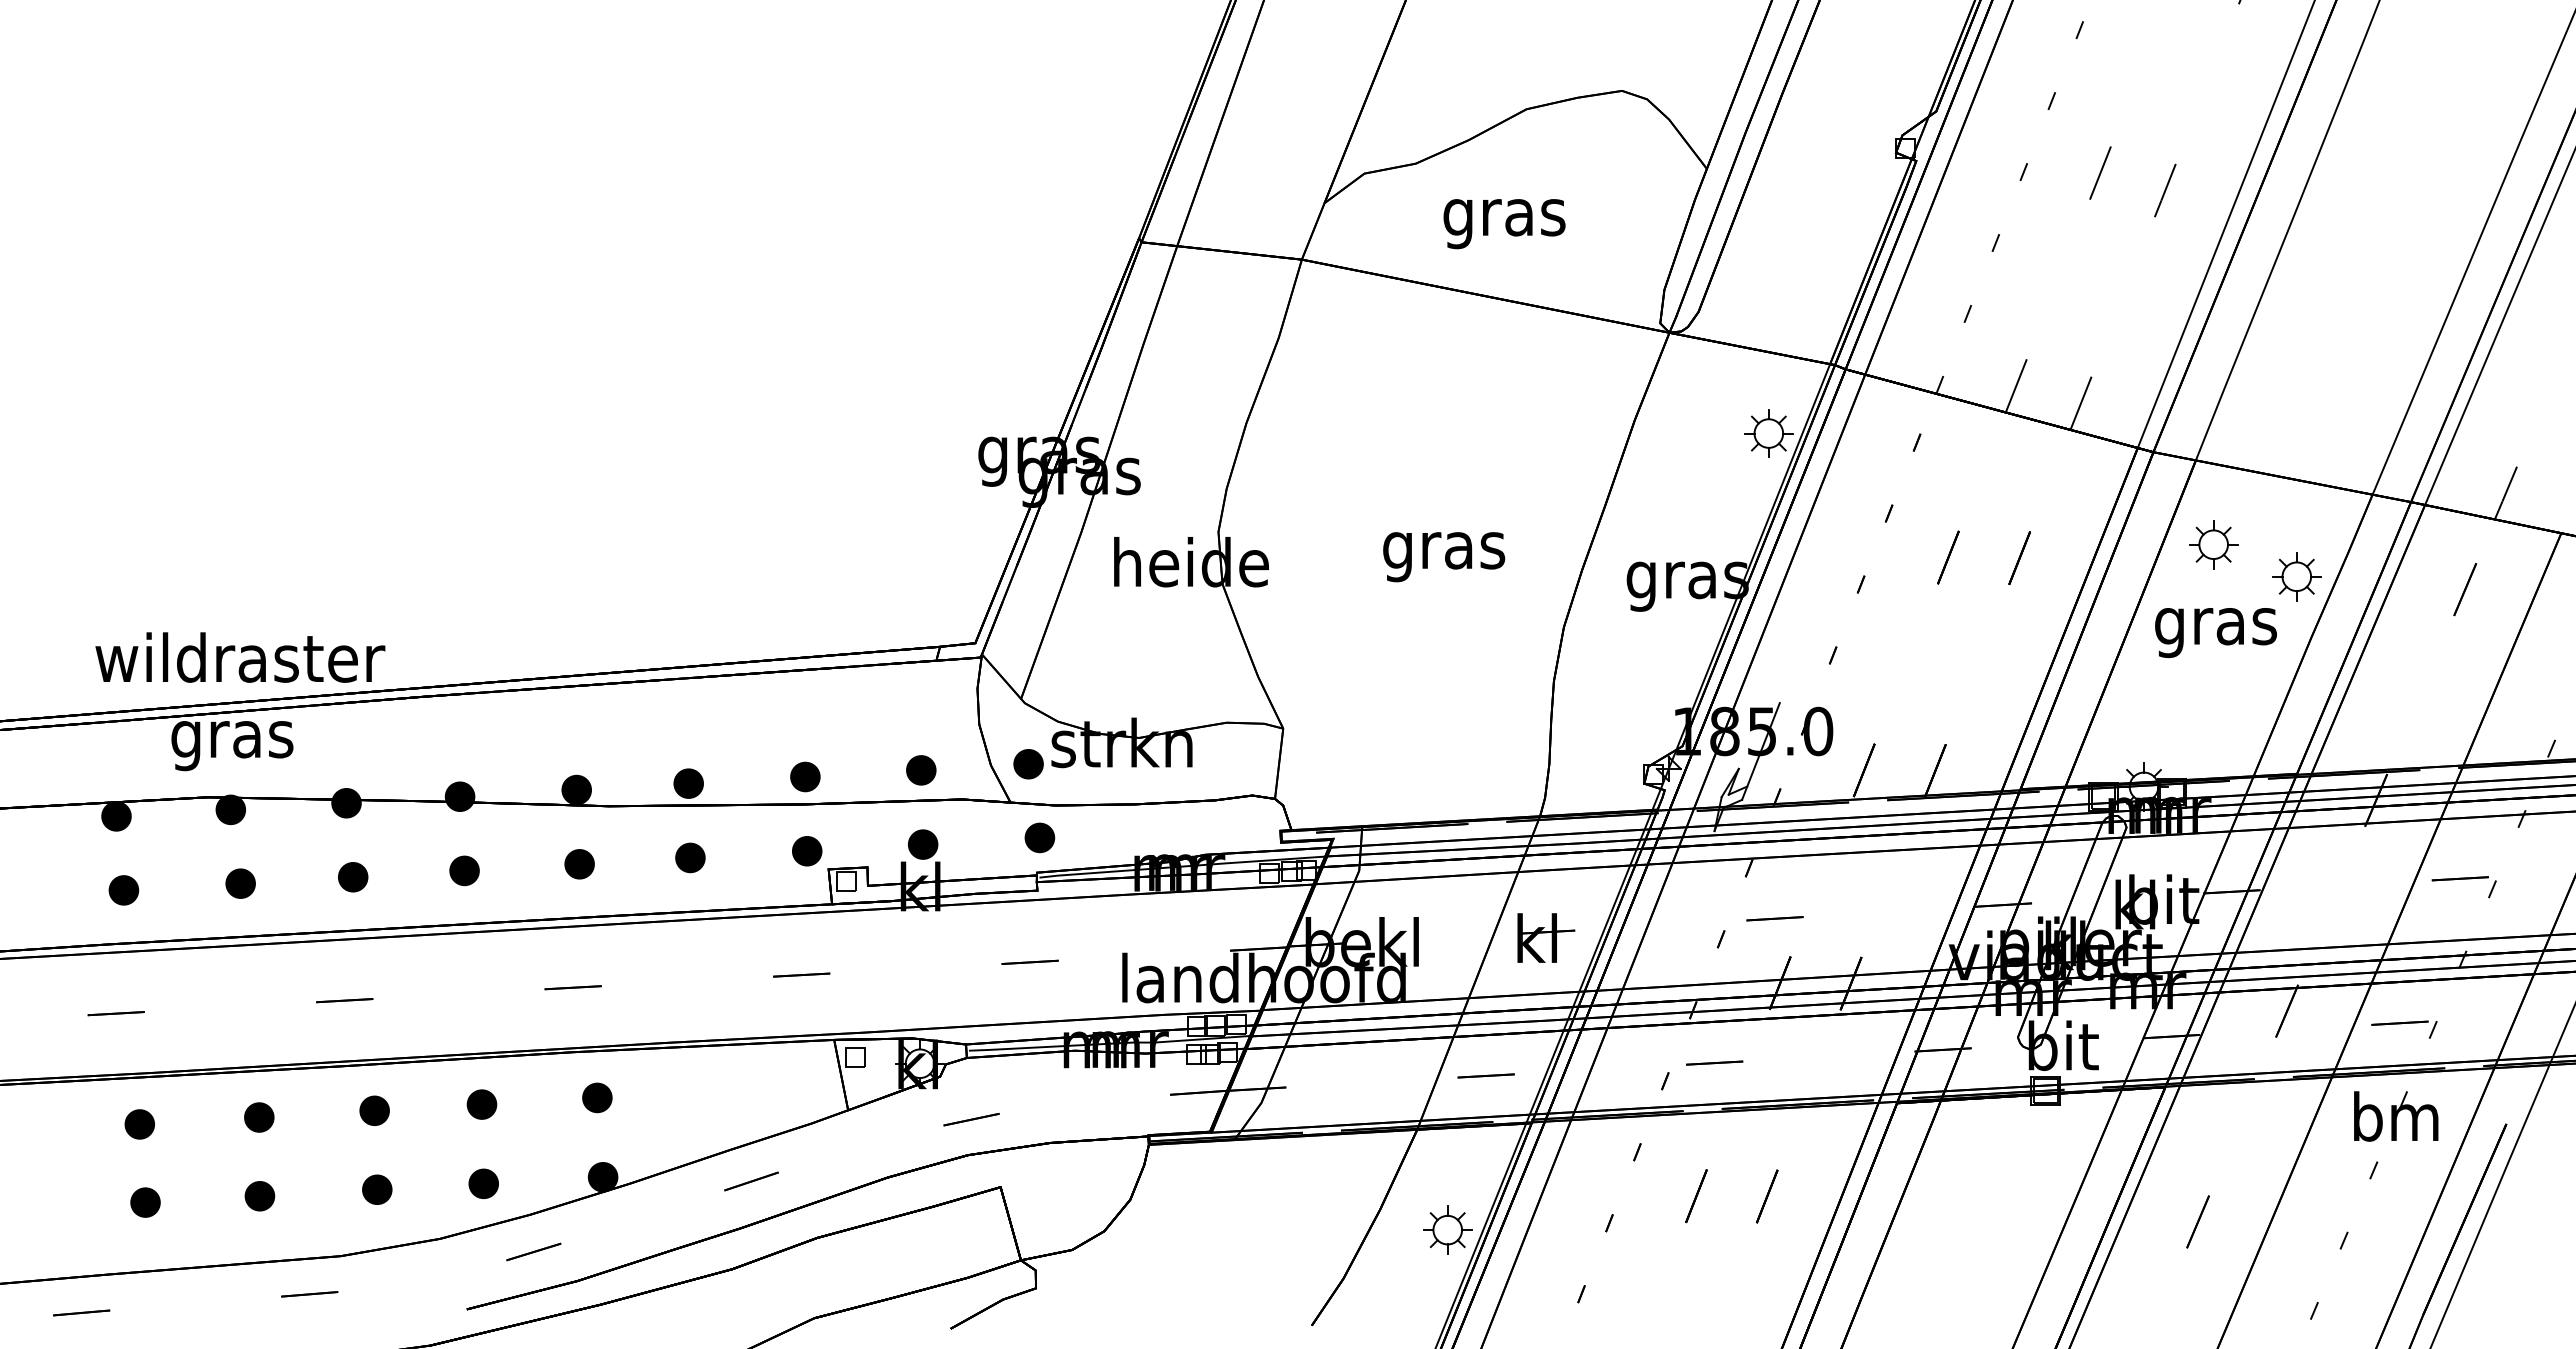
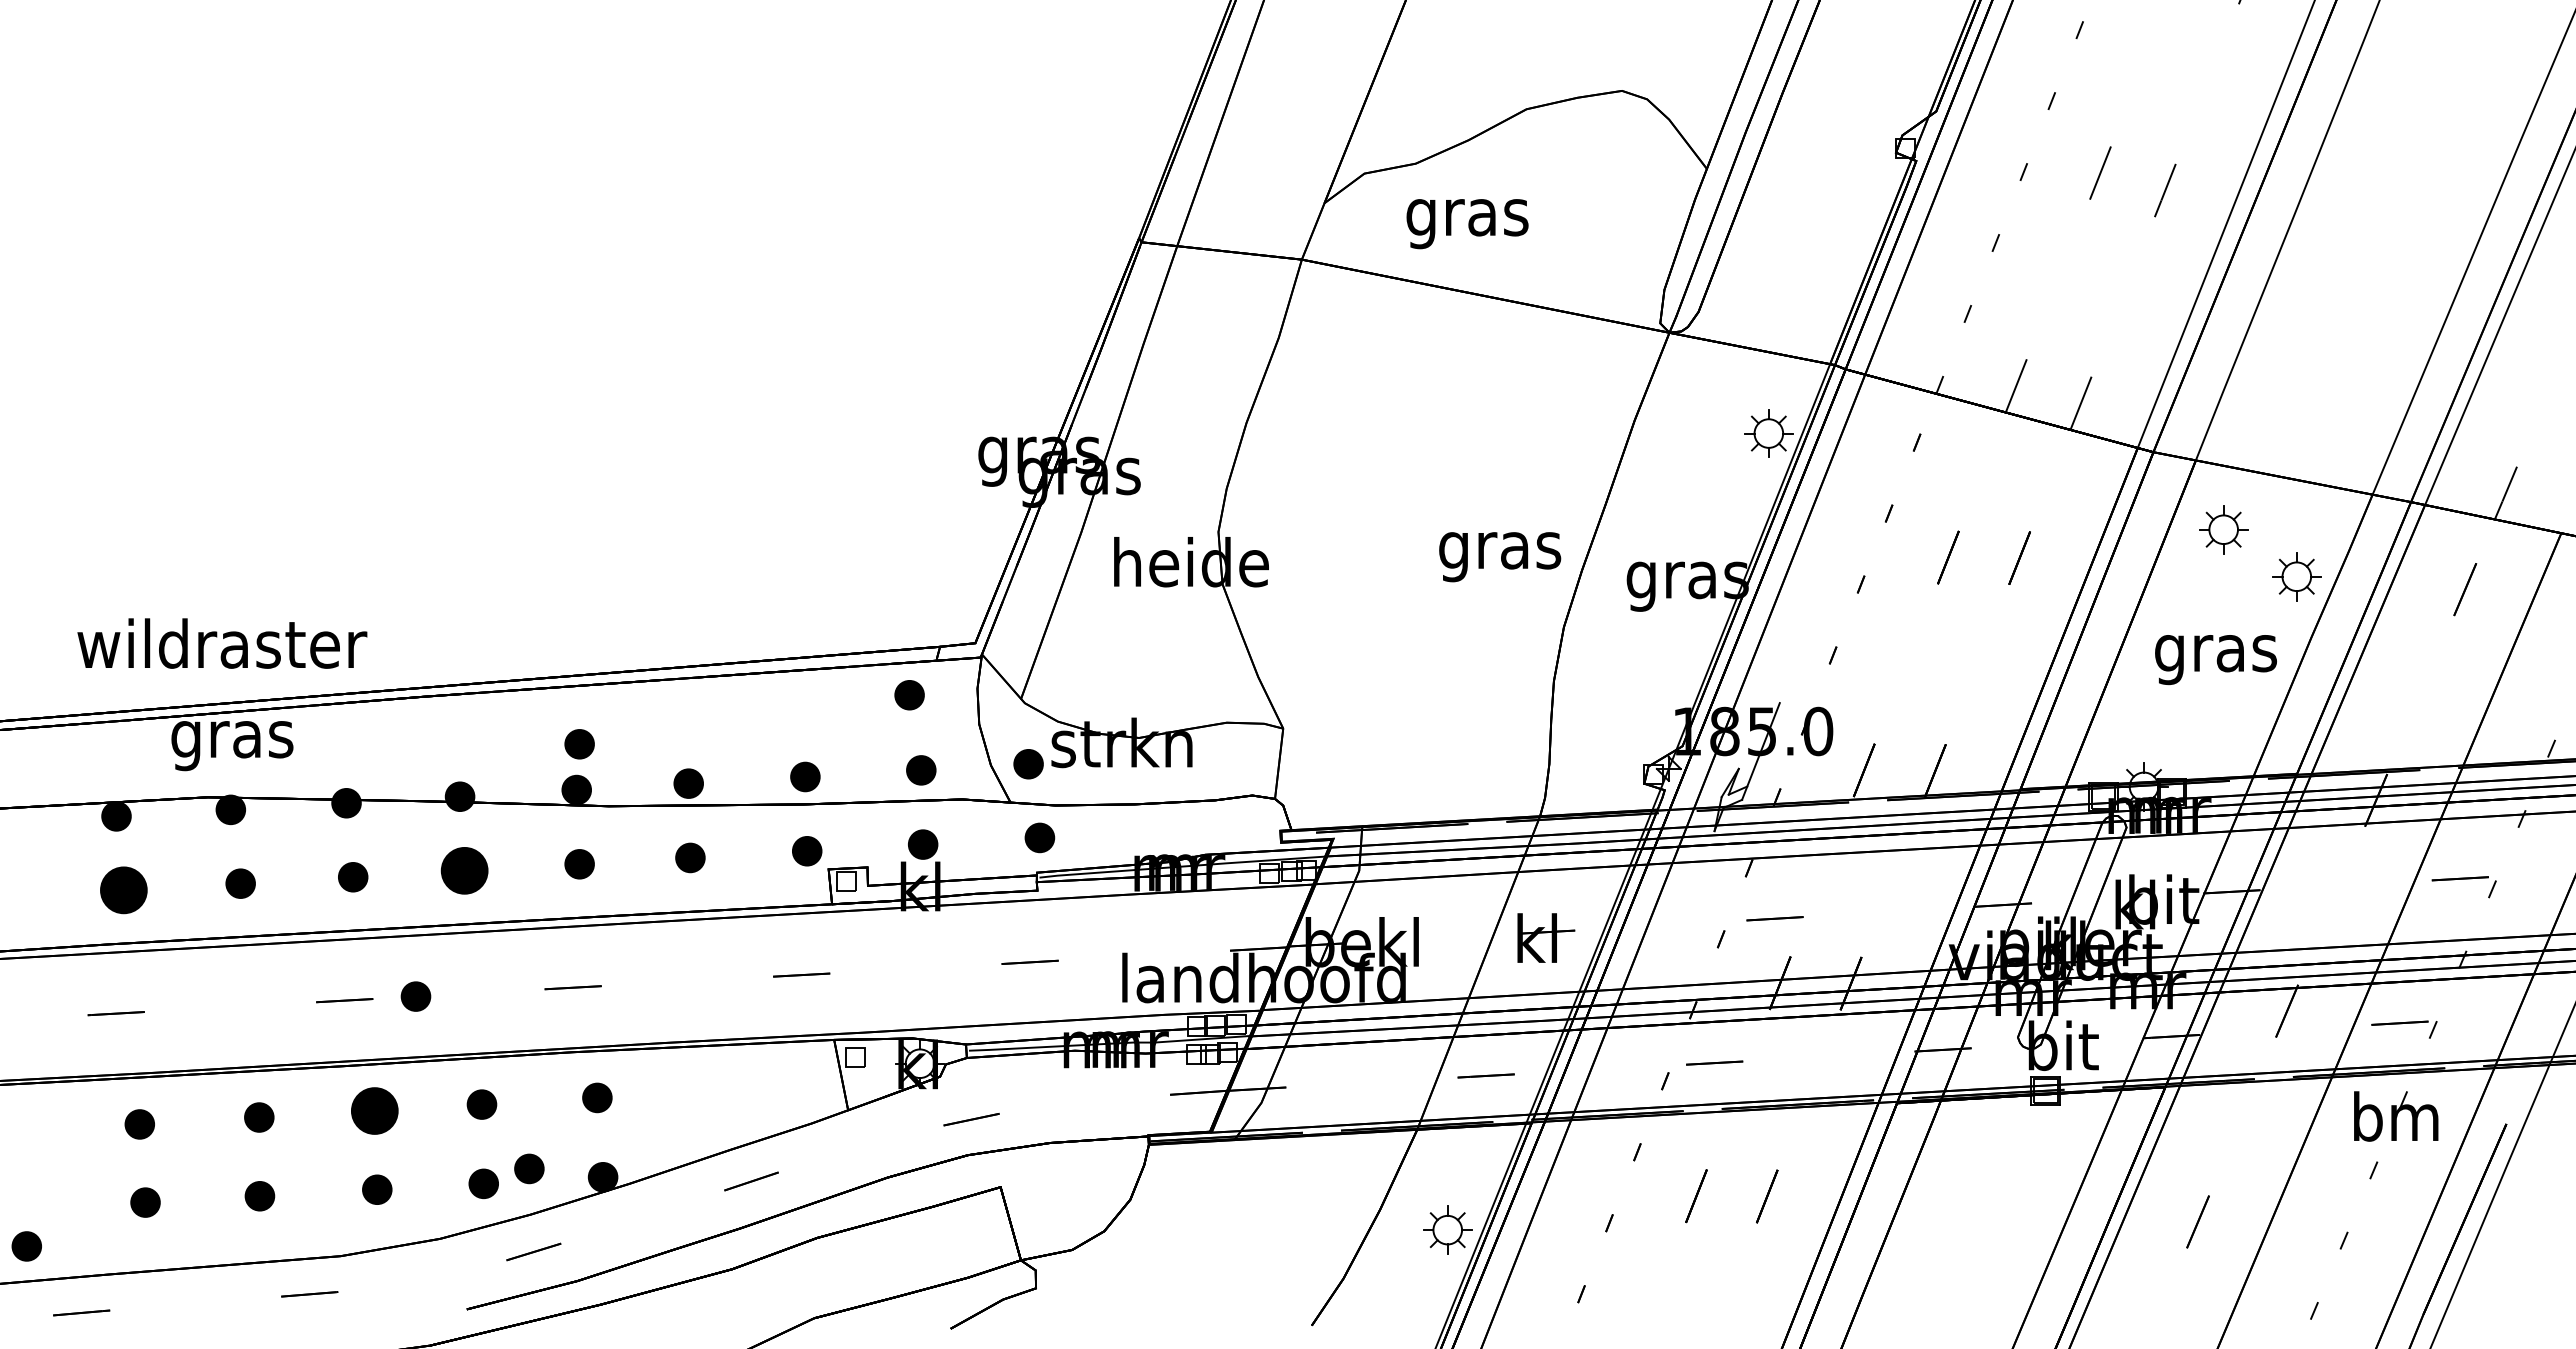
text position: (1504, 224) -> (1467, 224) (1467, 224)
part position: (2213, 544) -> (2223, 529) (2223, 529)
text position: (1444, 557) -> (1500, 557) (1500, 557)
text position: (2215, 633) -> (2215, 660) (2215, 660)
text position: (240, 657) -> (222, 643) (222, 643)
part: none -> present (909, 695)
part: none -> present (579, 744)
part size: 31x32 px -> 49x48 px (464, 870)
part size: 32x31 px -> 48x49 px (123, 890)
part: none -> present (415, 996)
part size: 31x31 px -> 48x48 px (374, 1110)
part: none -> present (529, 1168)
part: none -> present (26, 1246)
